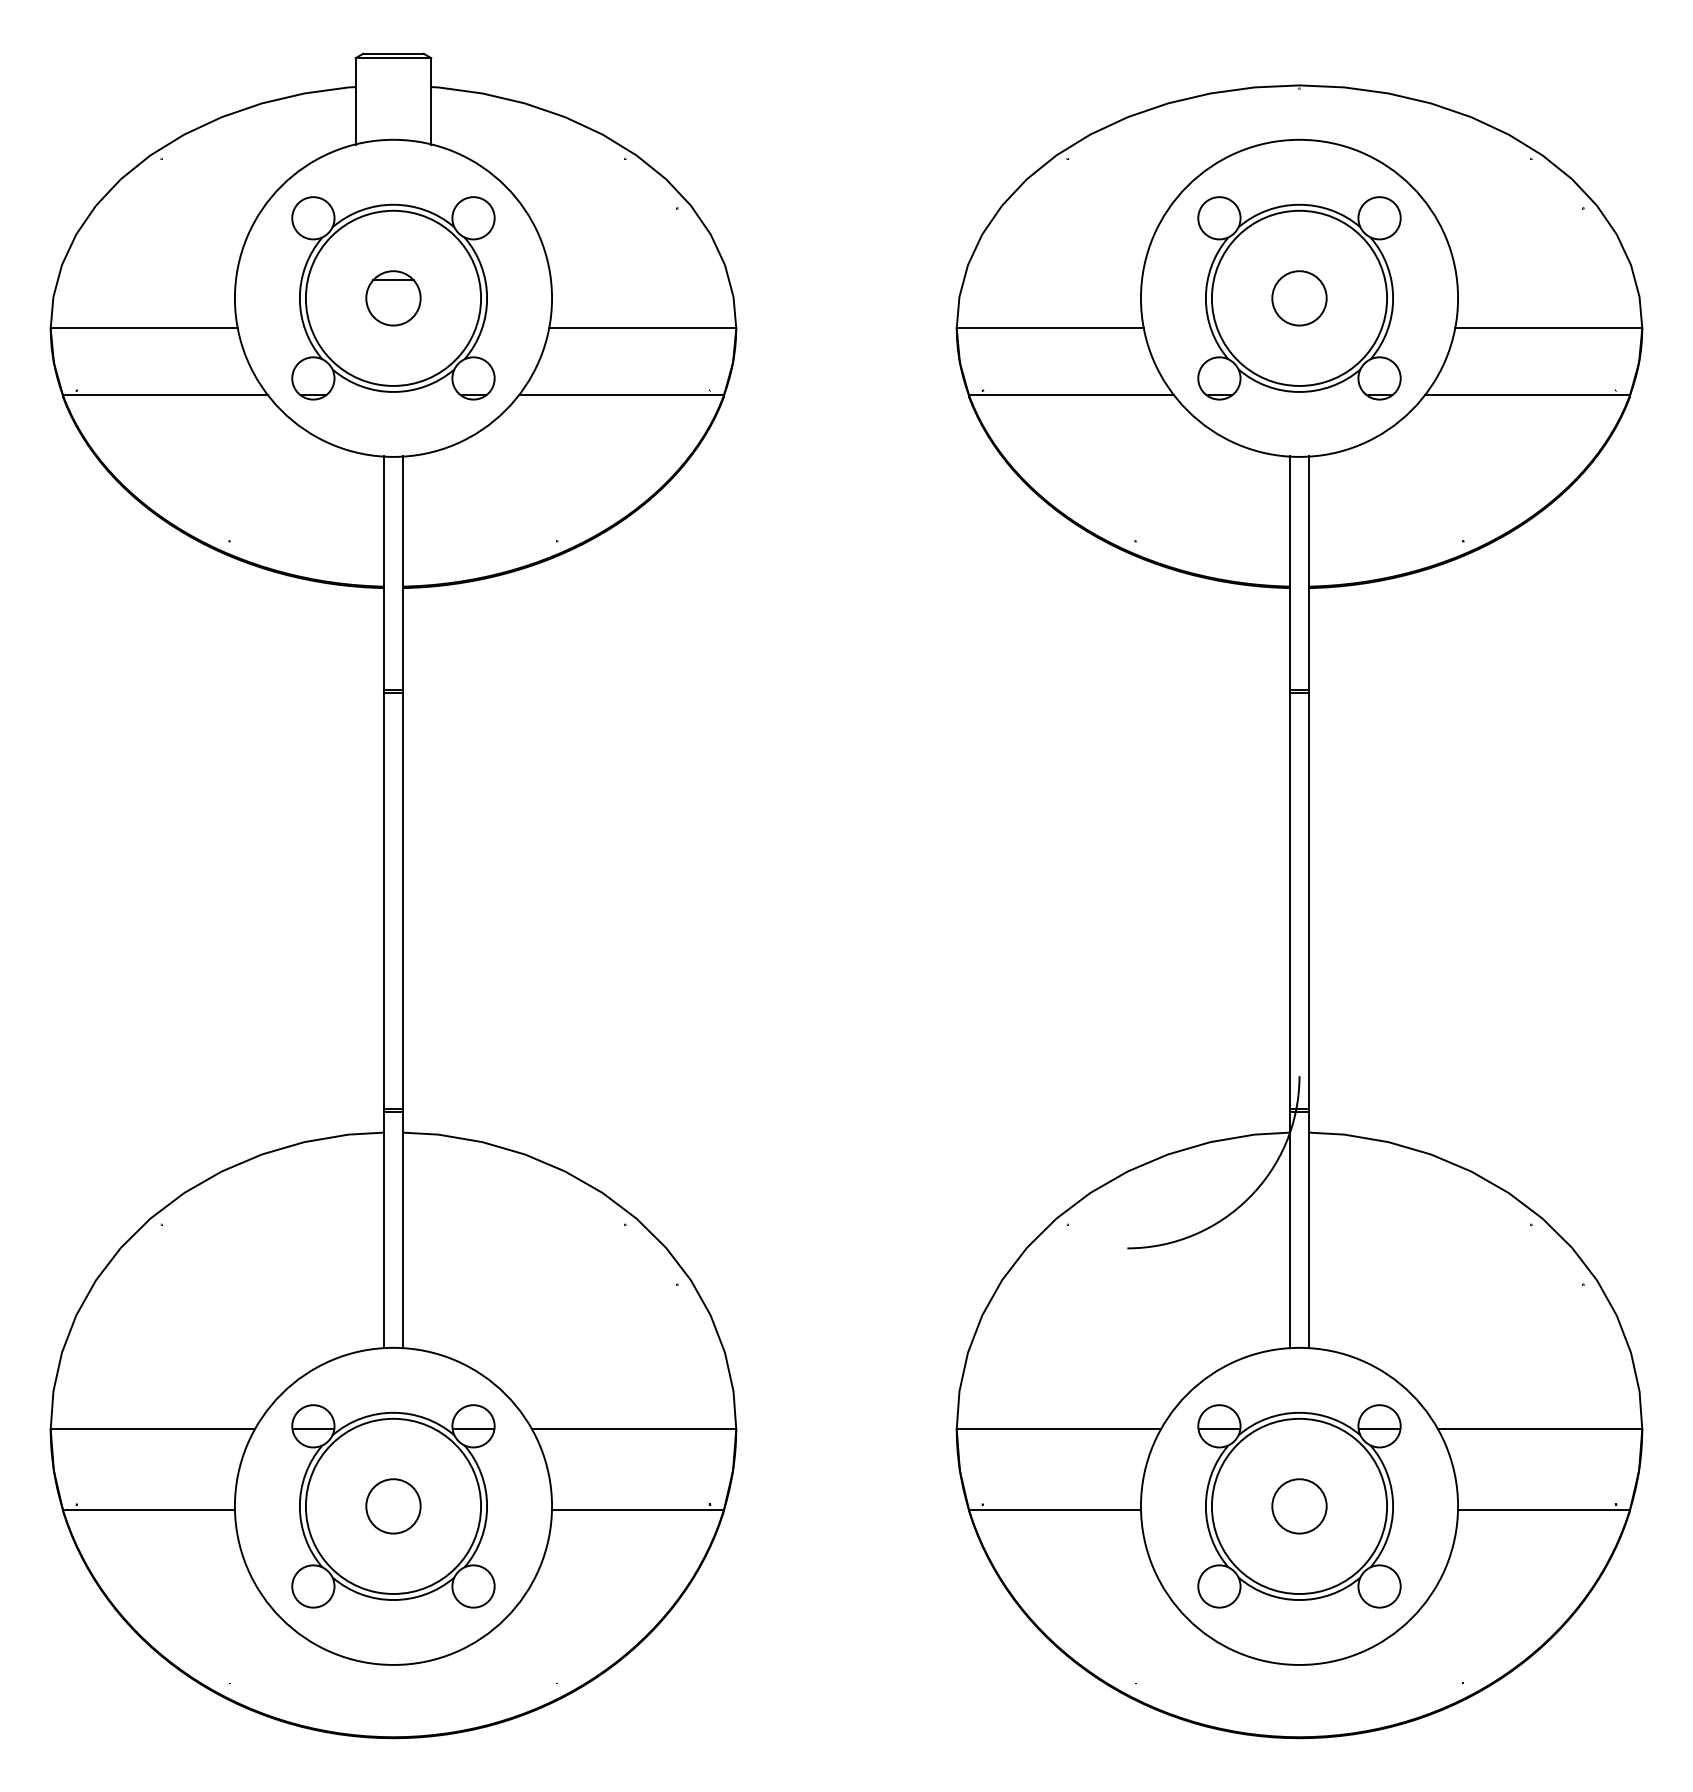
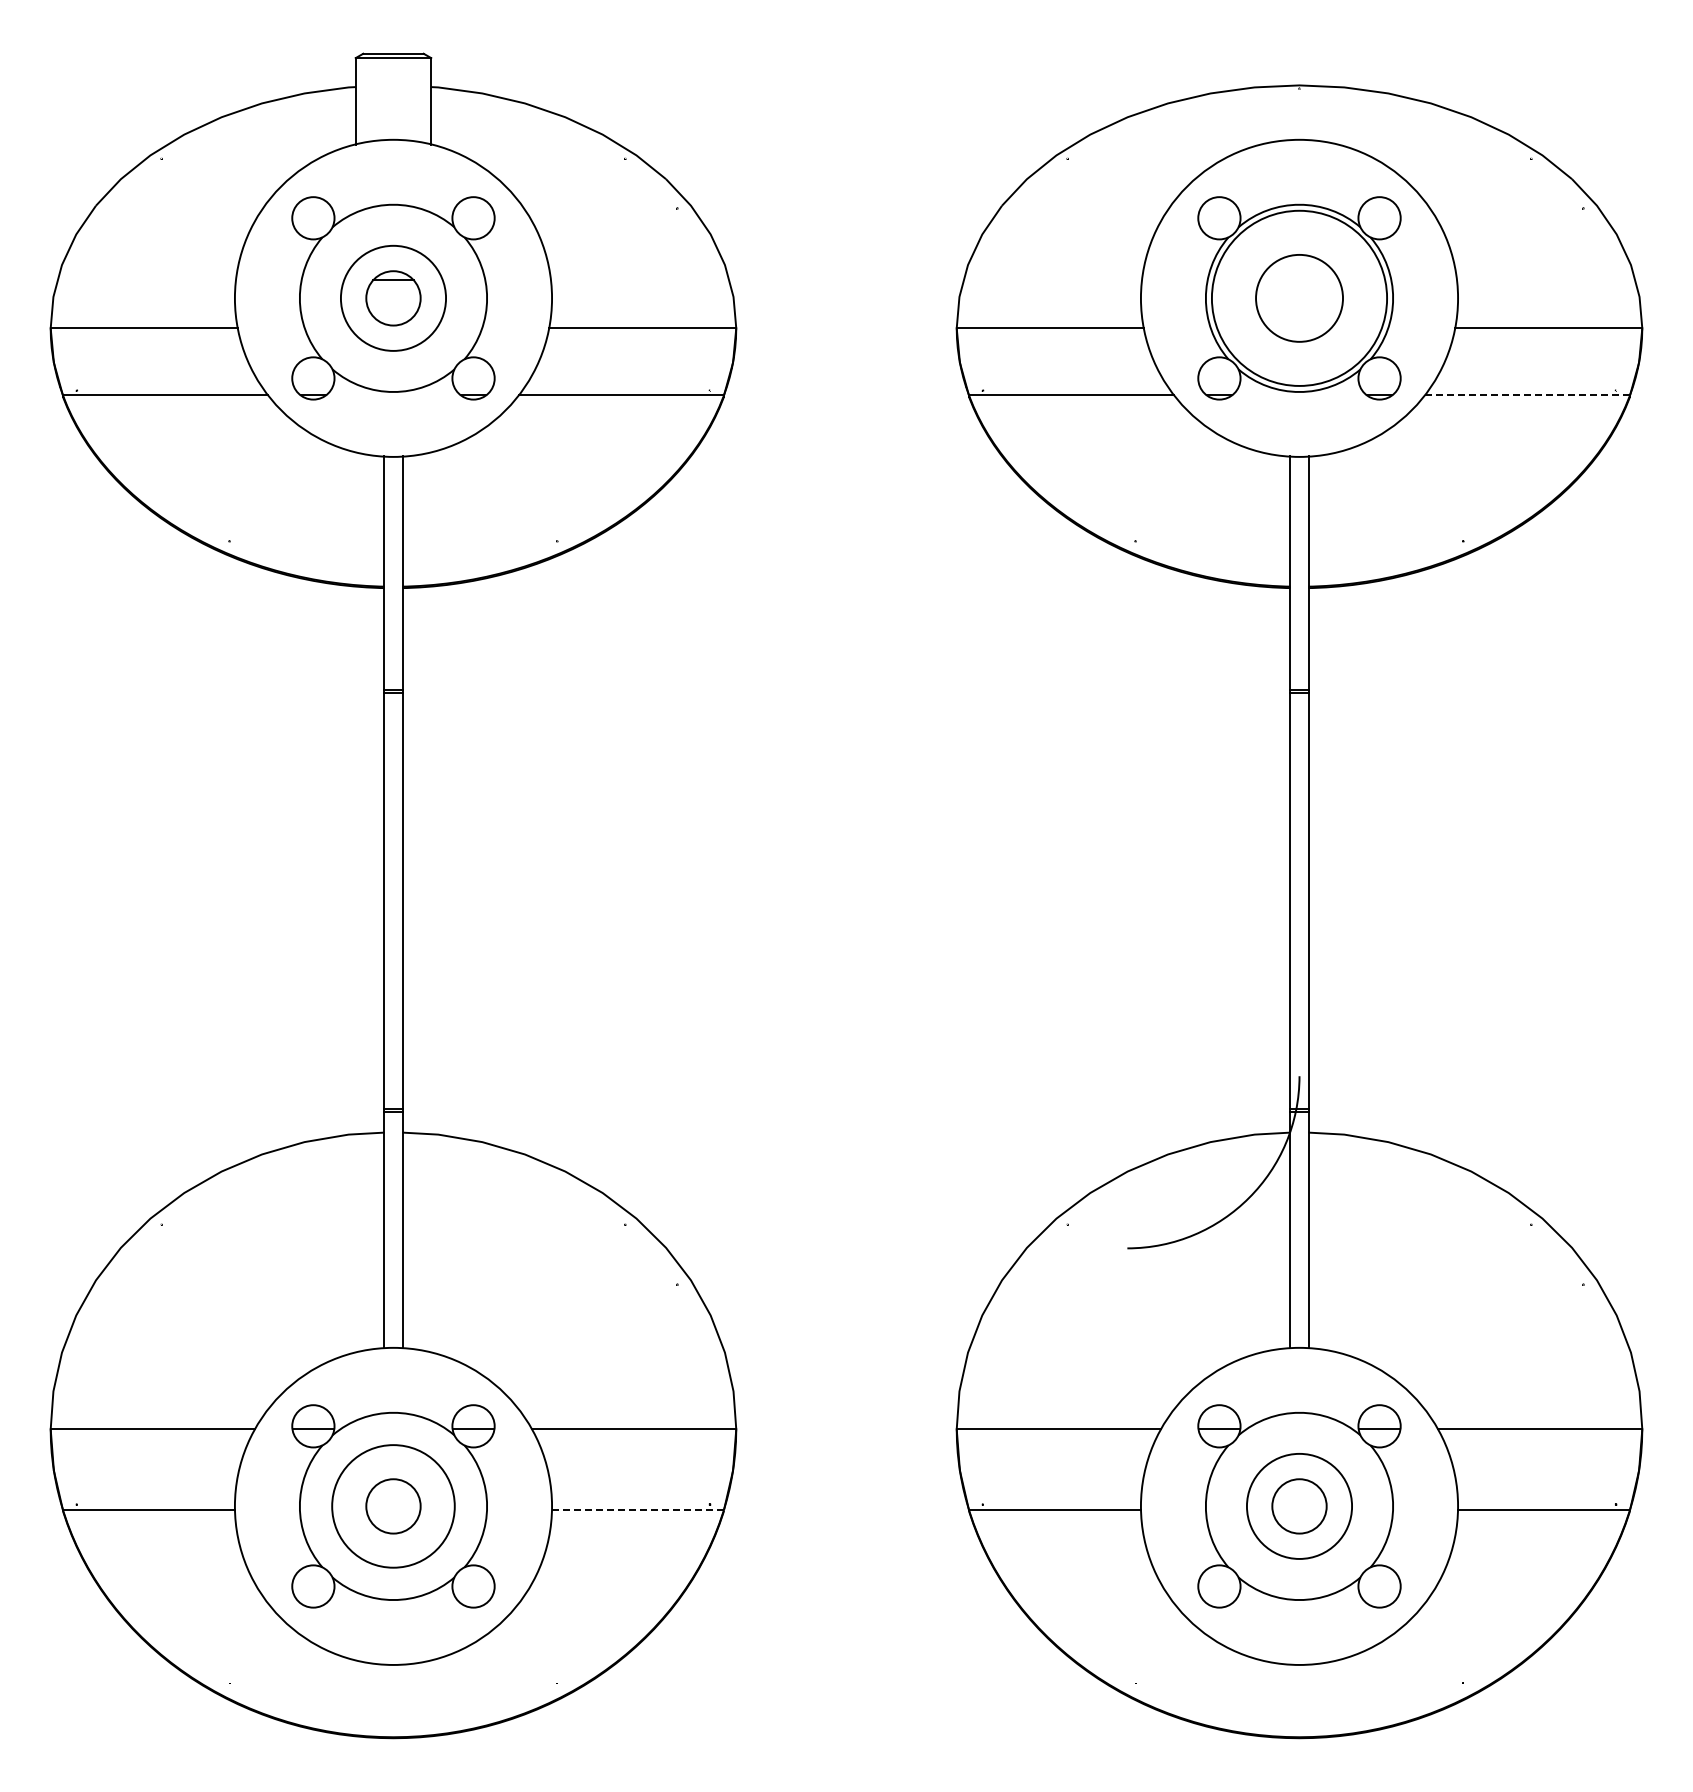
circle diameter: 175 px -> 105 px (393, 297)
circle diameter: 54 px -> 87 px (1299, 297)
line: solid -> dashed (1527, 395)
circle diameter: 175 px -> 123 px (393, 1506)
circle diameter: 175 px -> 105 px (1299, 1505)
line: solid -> dashed (638, 1509)
